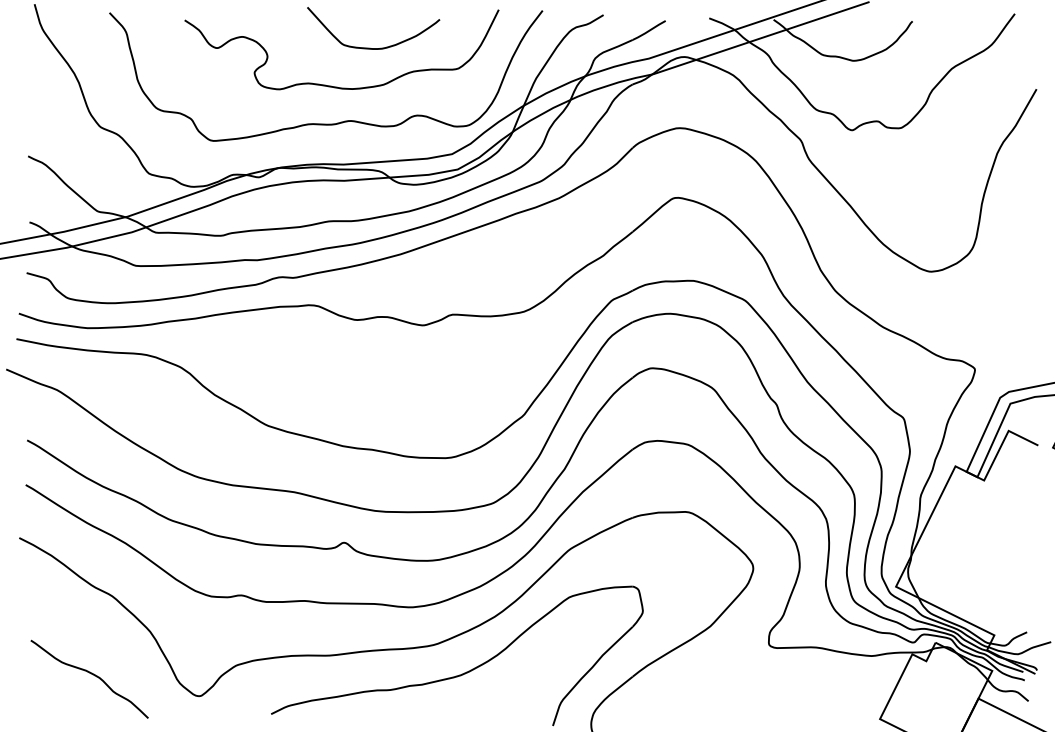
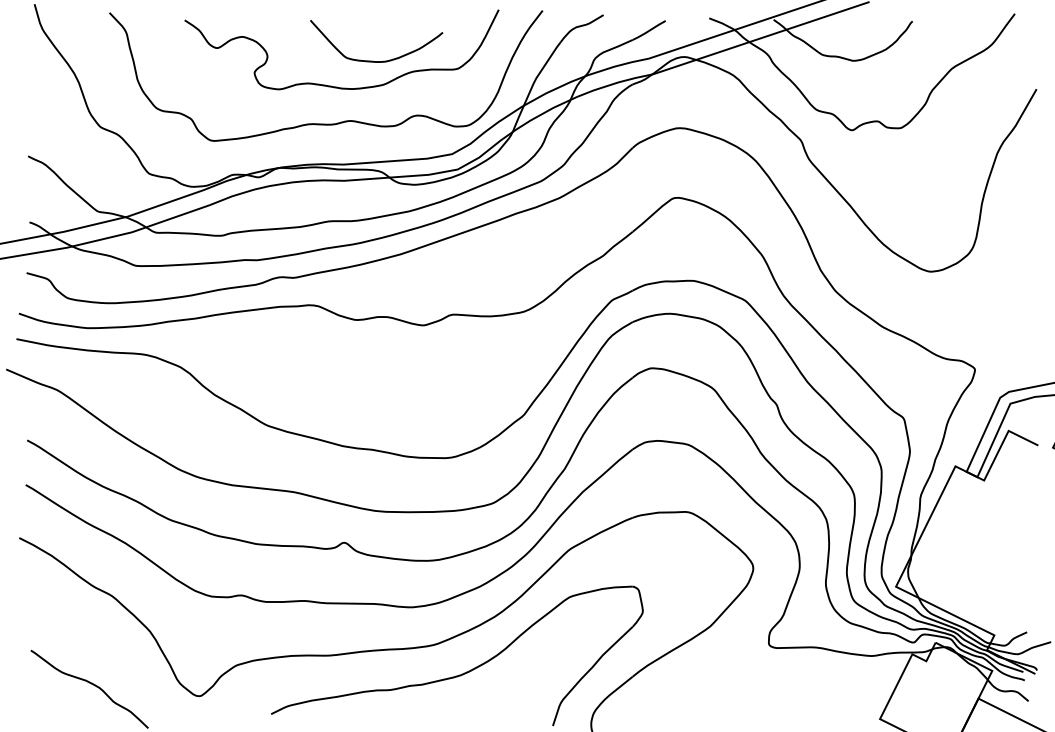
curve position: (370, 47) -> (373, 60) (373, 60)
curve position: (91, 674) -> (91, 684) (91, 684)
